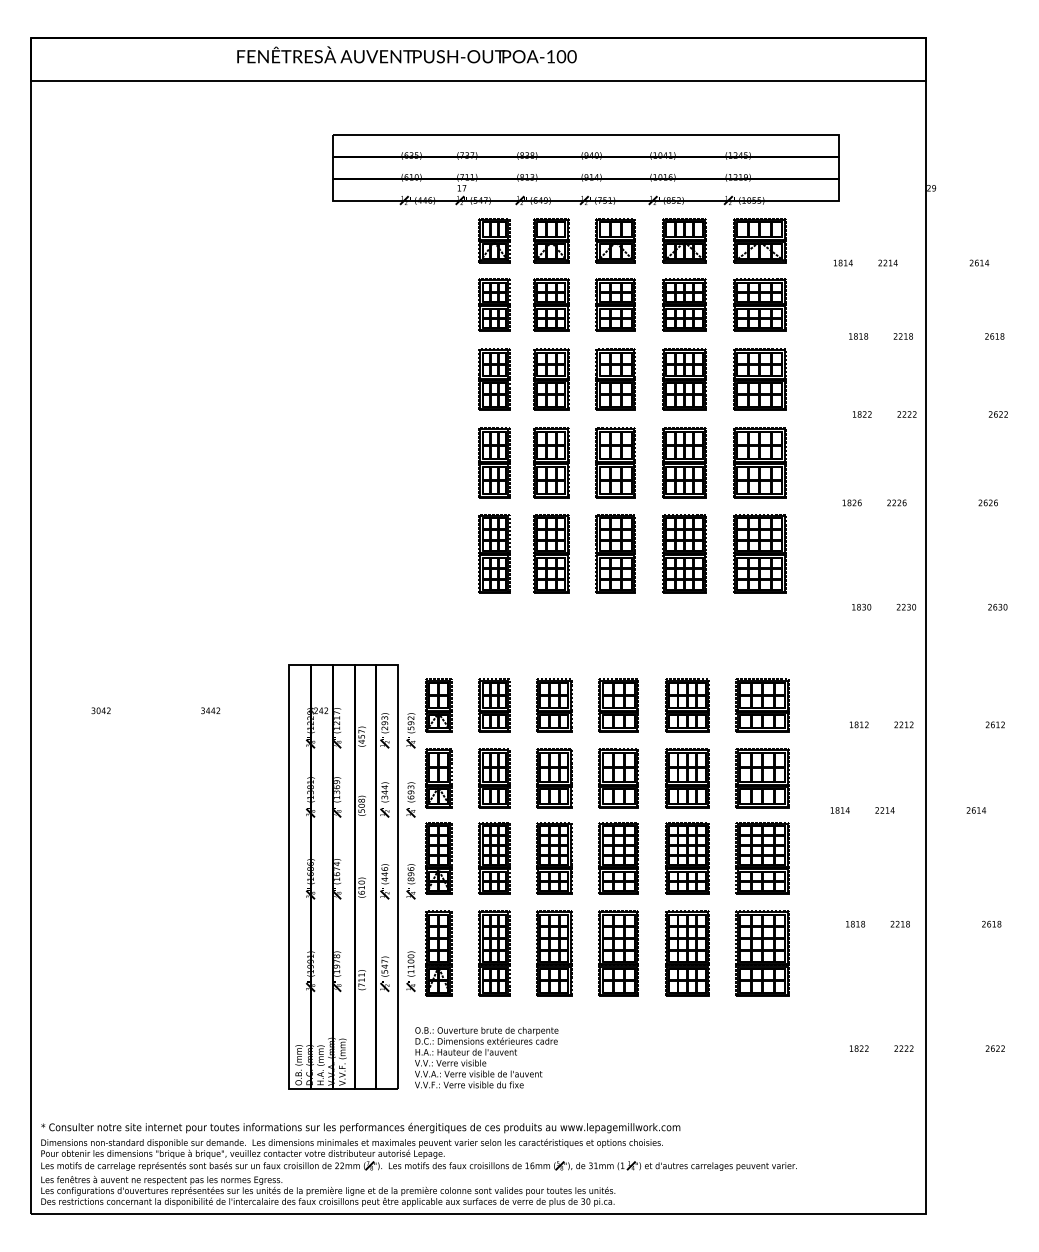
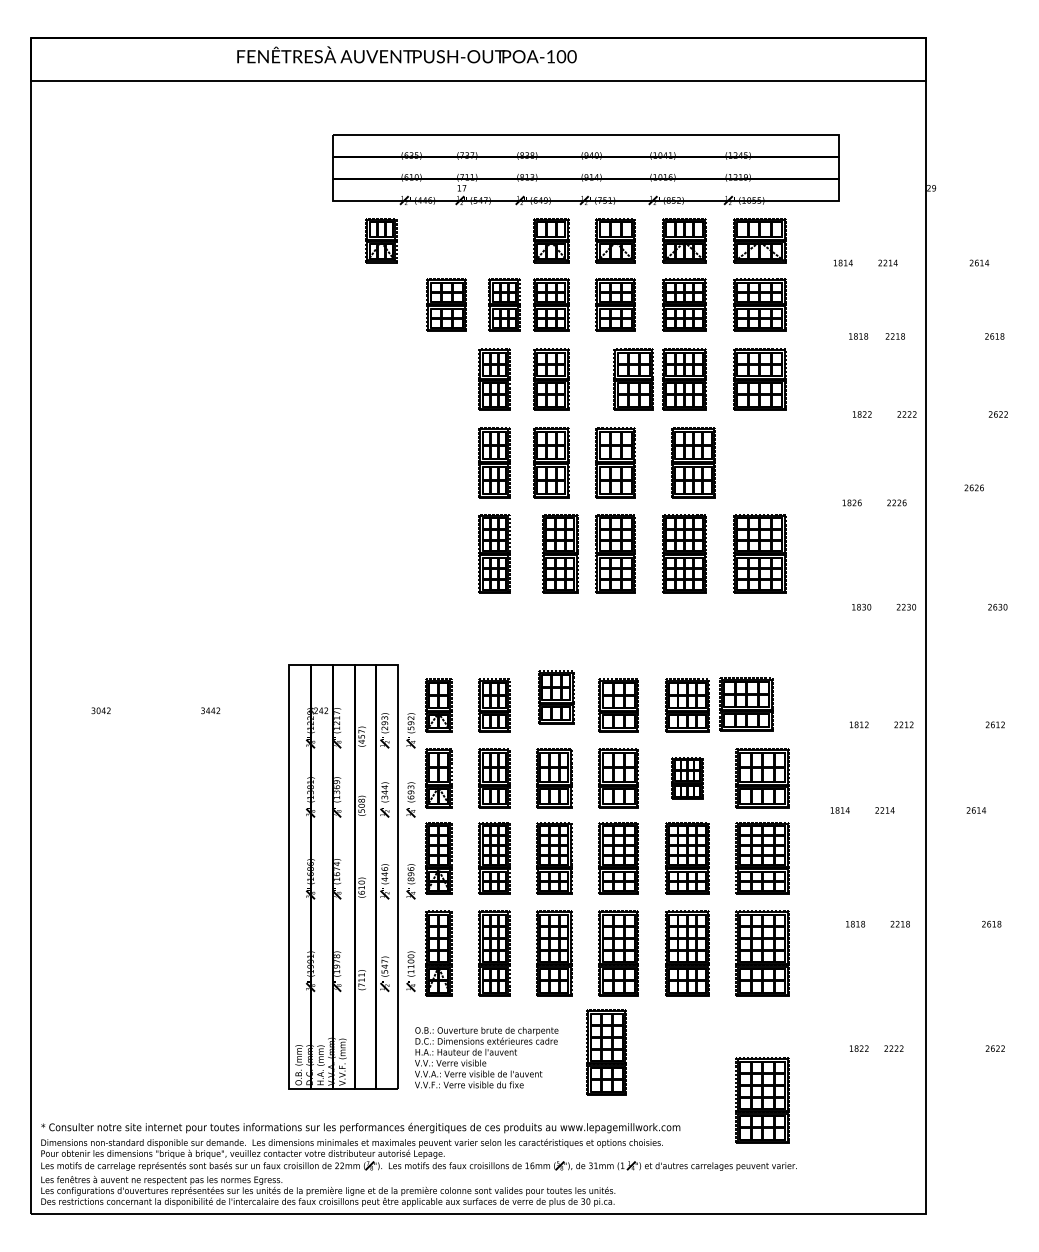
part position: (494, 240) -> (381, 240) (381, 240)
part: none -> present (446, 304)
part position: (494, 304) -> (504, 304) (504, 304)
text position: (902, 336) -> (894, 336) (894, 336)
part position: (615, 379) -> (633, 379) (633, 379)
part position: (684, 462) -> (693, 462) (693, 462)
part: present -> none (759, 462)
text position: (987, 502) -> (973, 487) (973, 487)
part position: (551, 553) -> (560, 553) (560, 553)
part position: (554, 705) -> (556, 697) (556, 697)
part position: (762, 705) -> (746, 704) (746, 704)
part size: 45x61 px -> 33x43 px (687, 778)
text position: (903, 1048) -> (893, 1048) (893, 1048)
part: none -> present (606, 1052)
part: none -> present (762, 1100)
